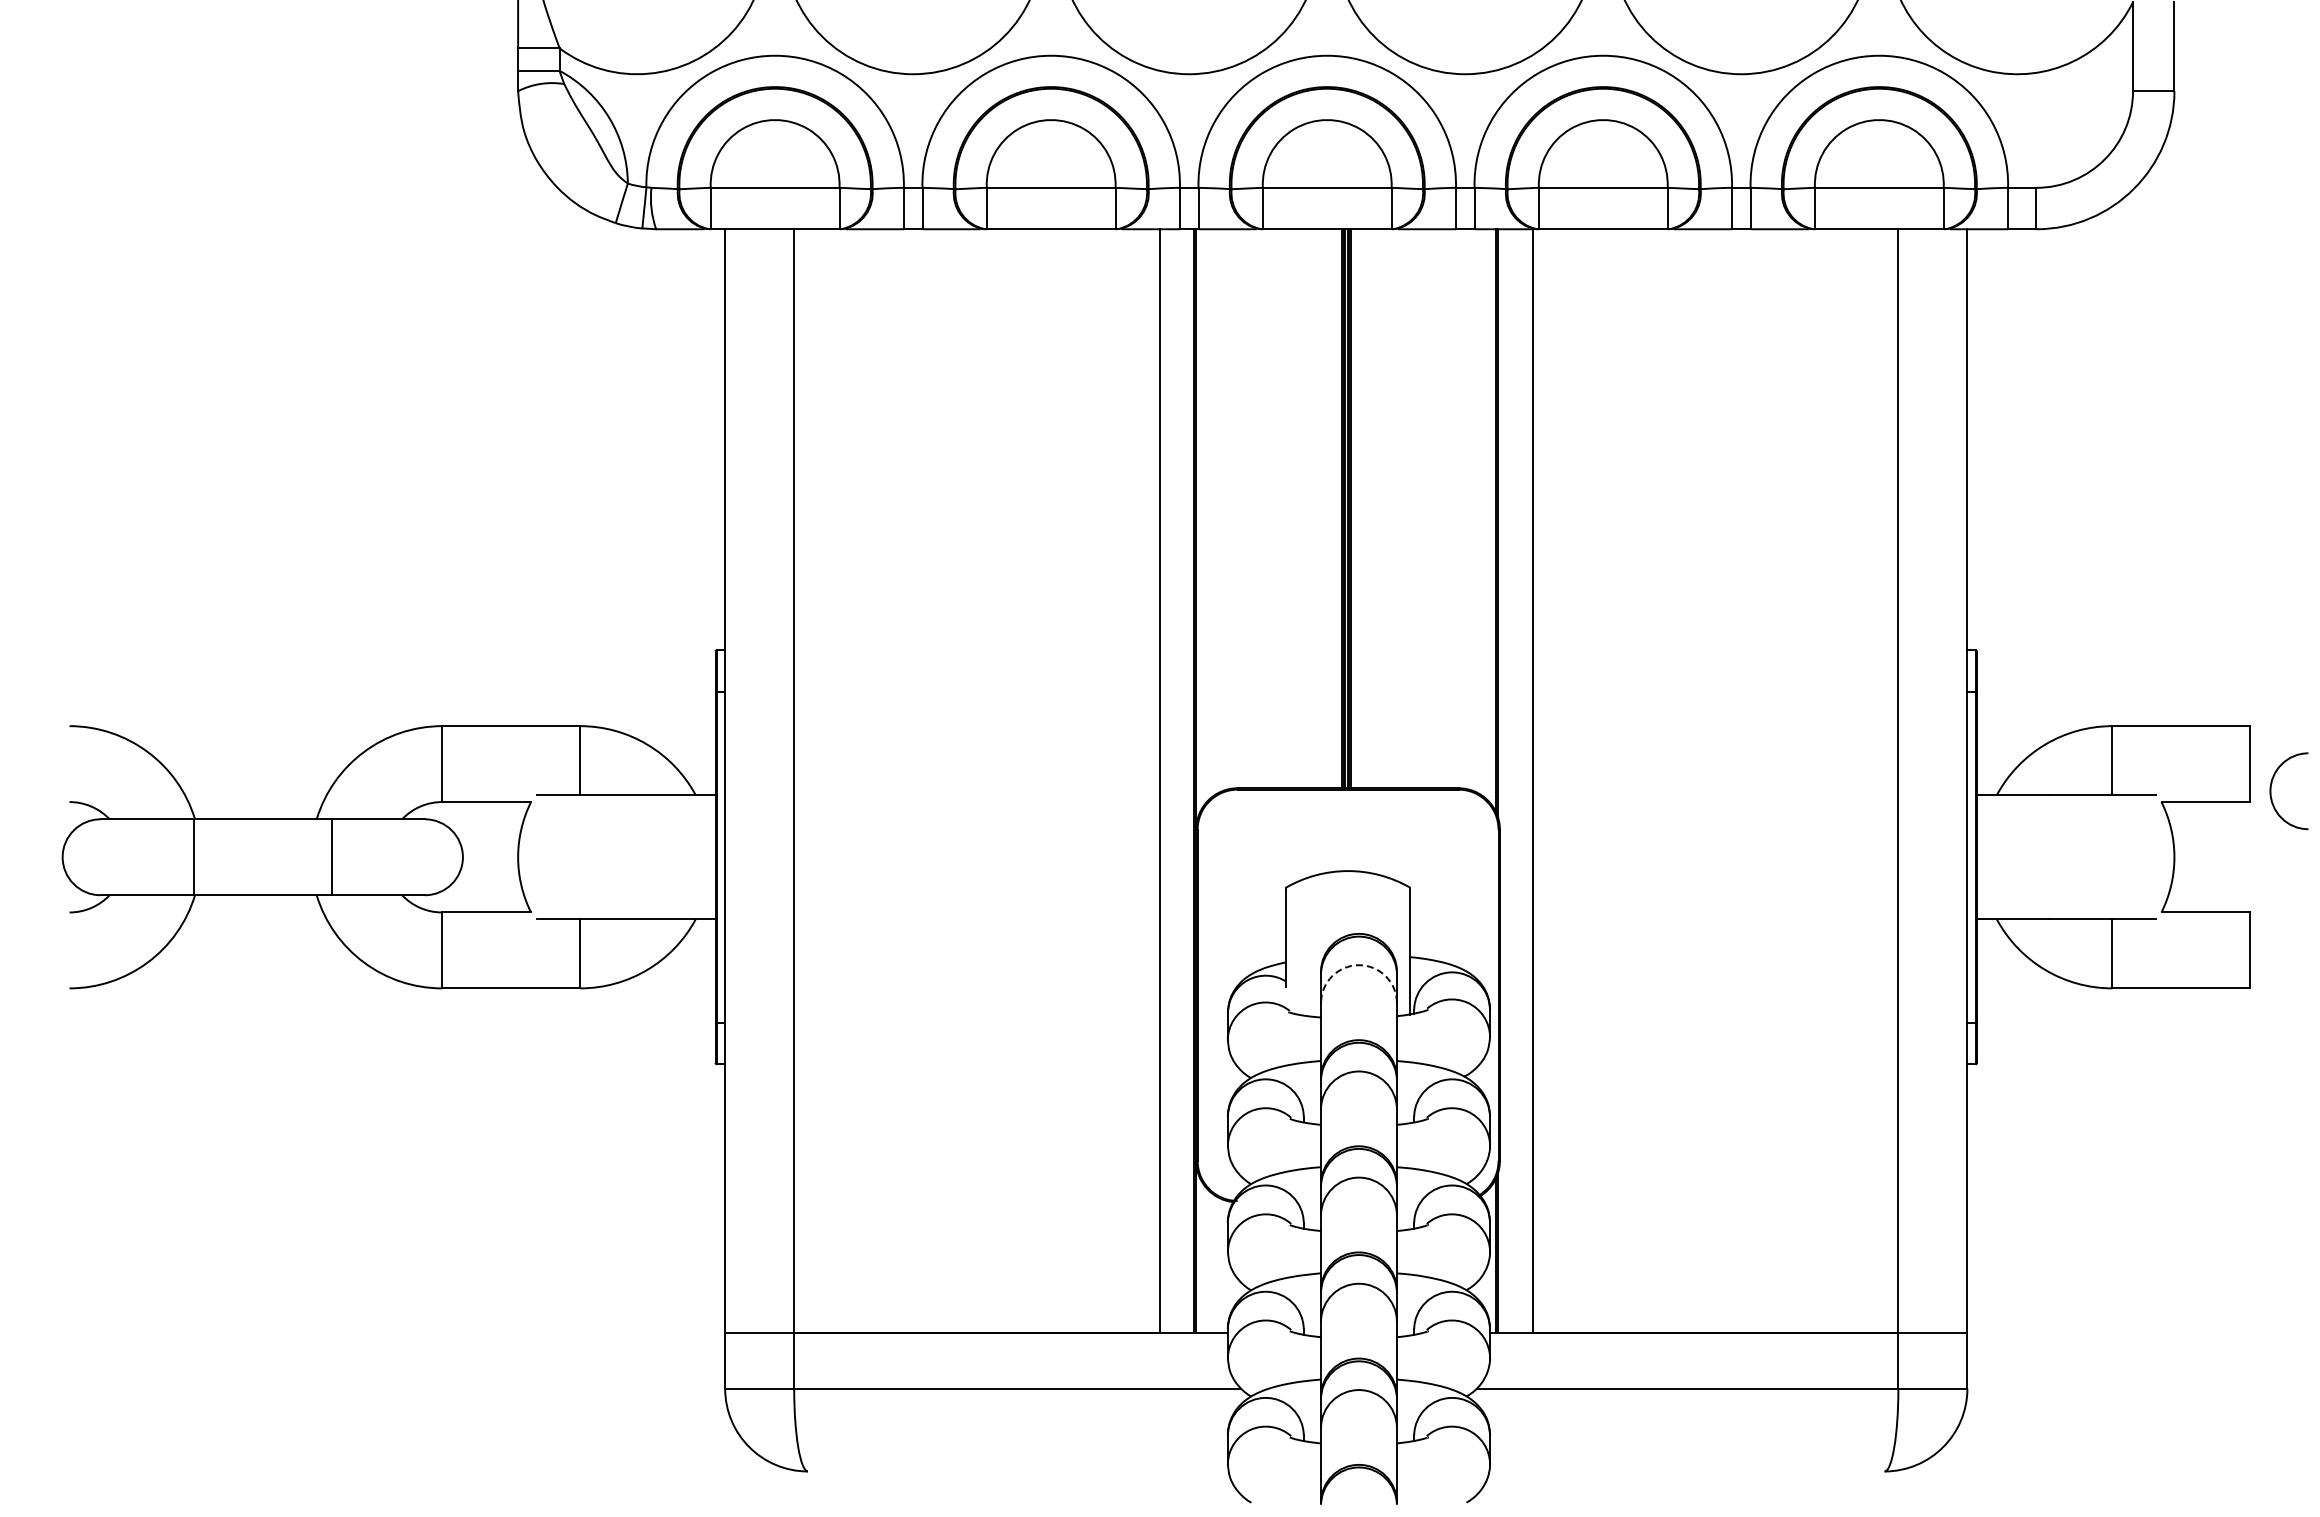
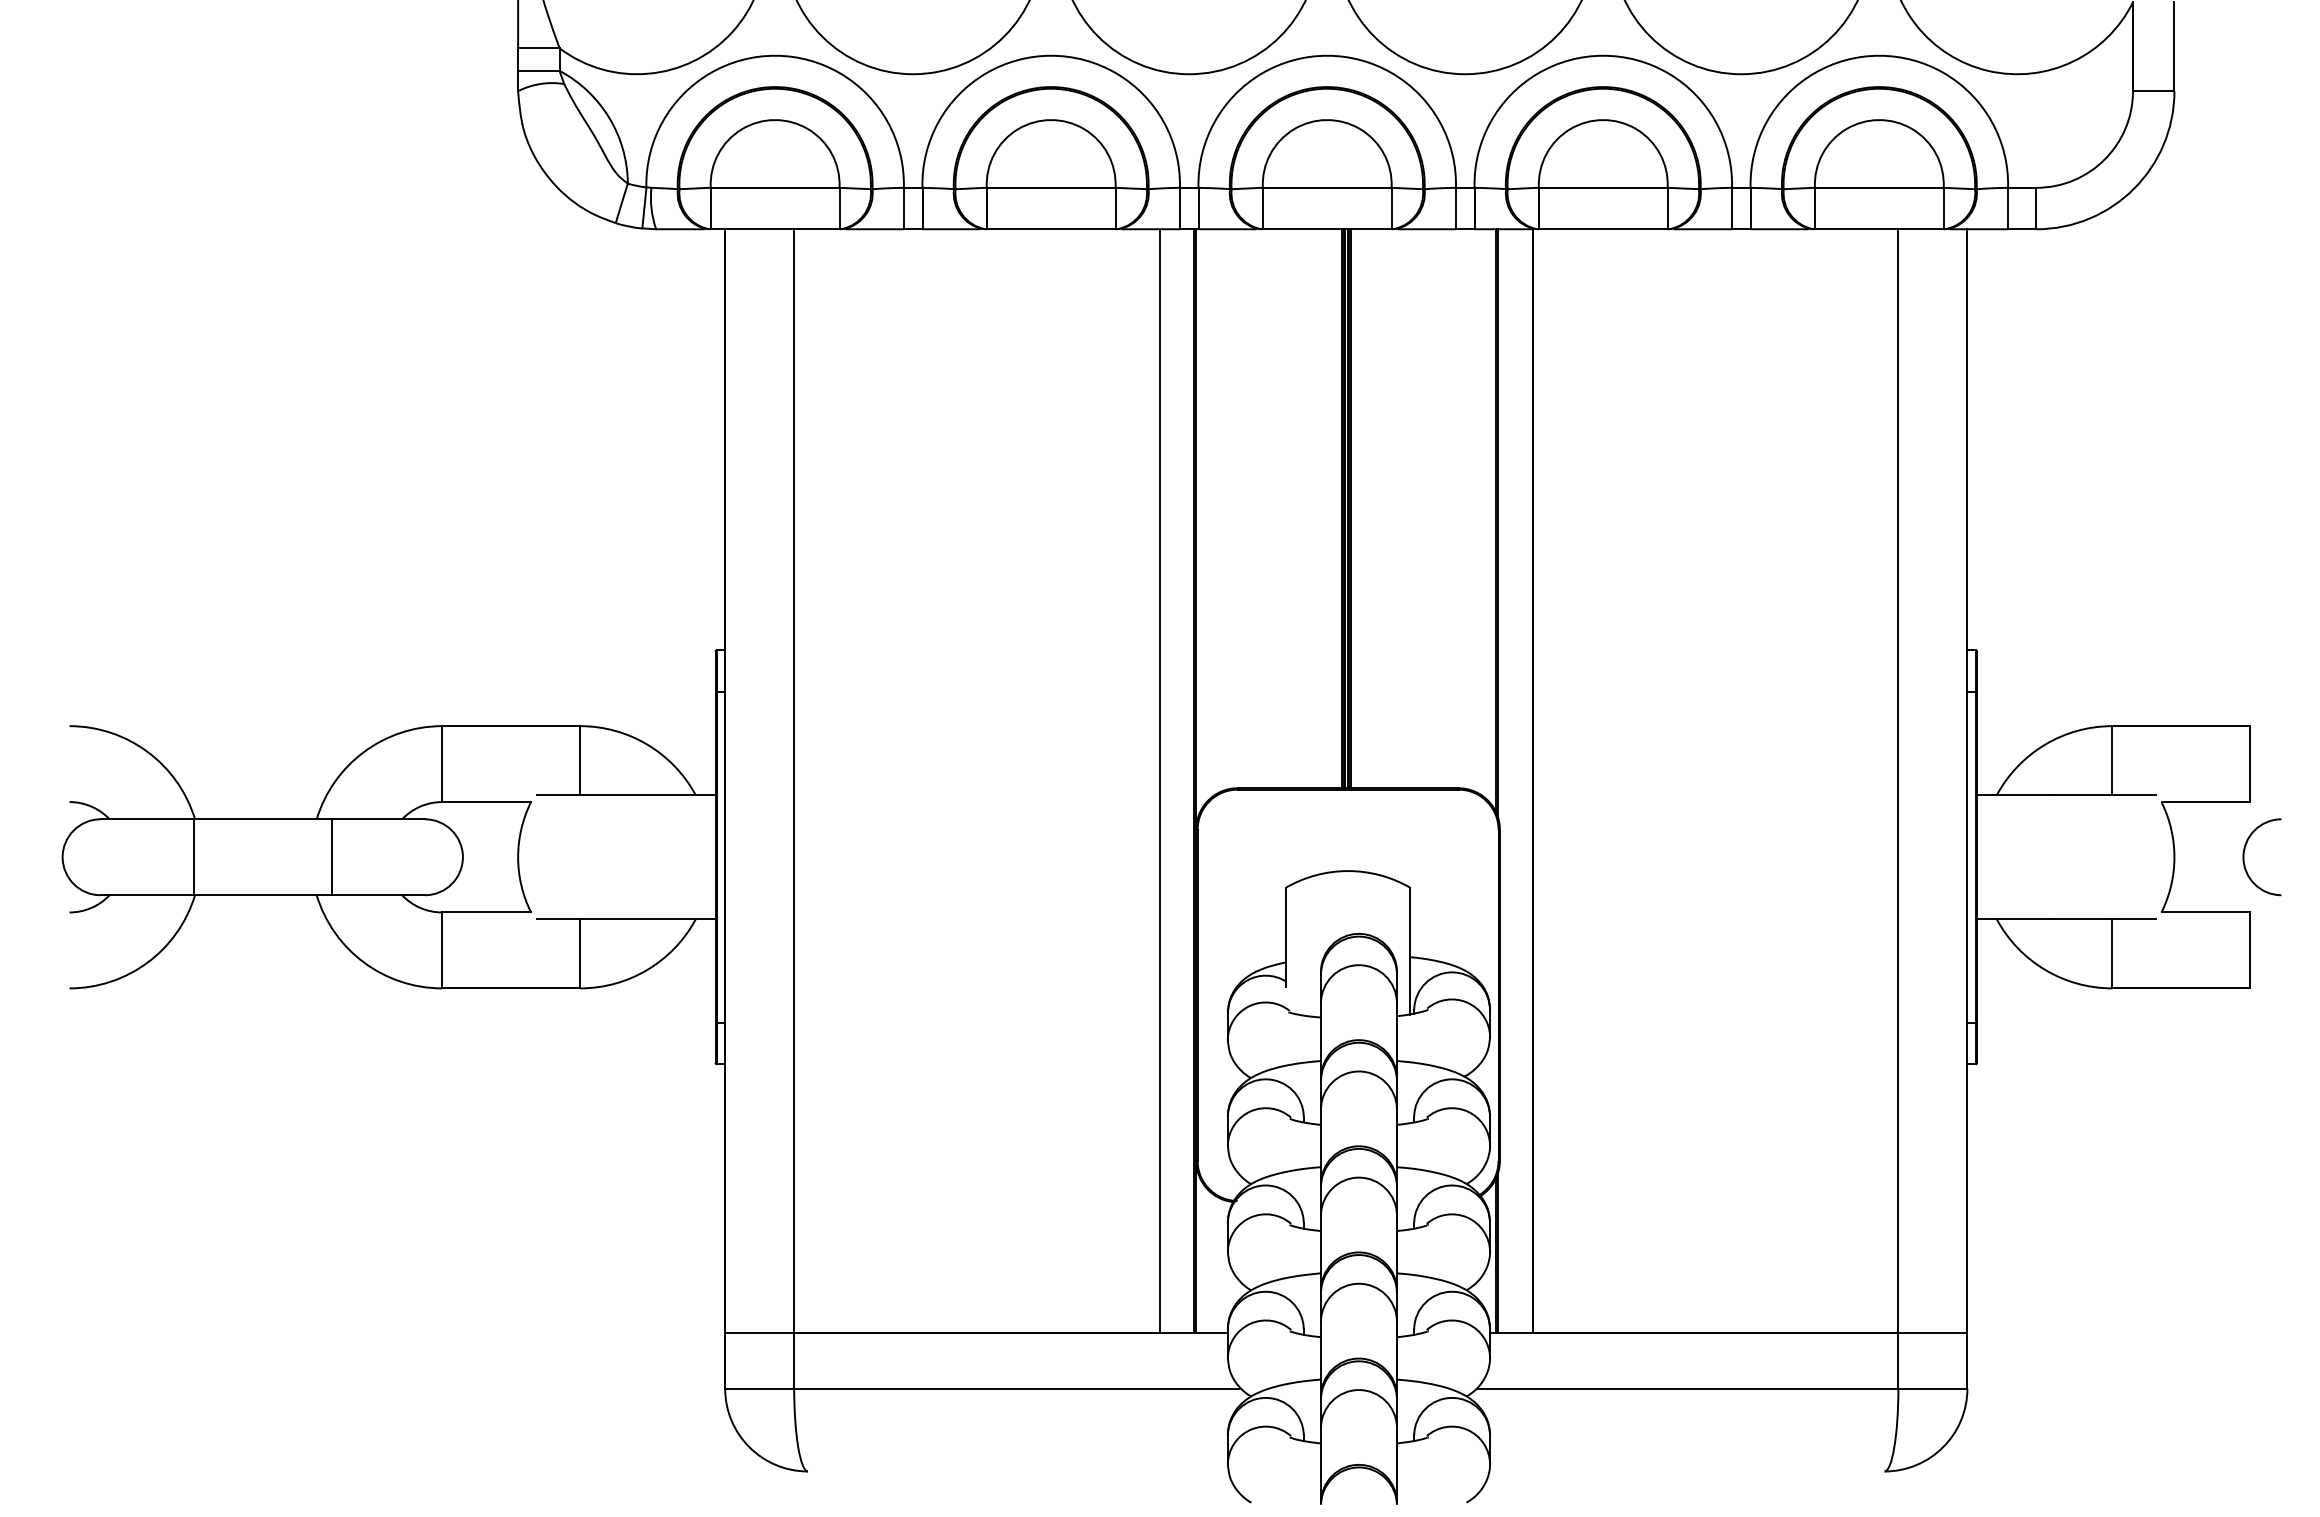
arc position: (2271, 791) -> (2244, 857) (2244, 857)
arc: dashed -> solid (1358, 965)
